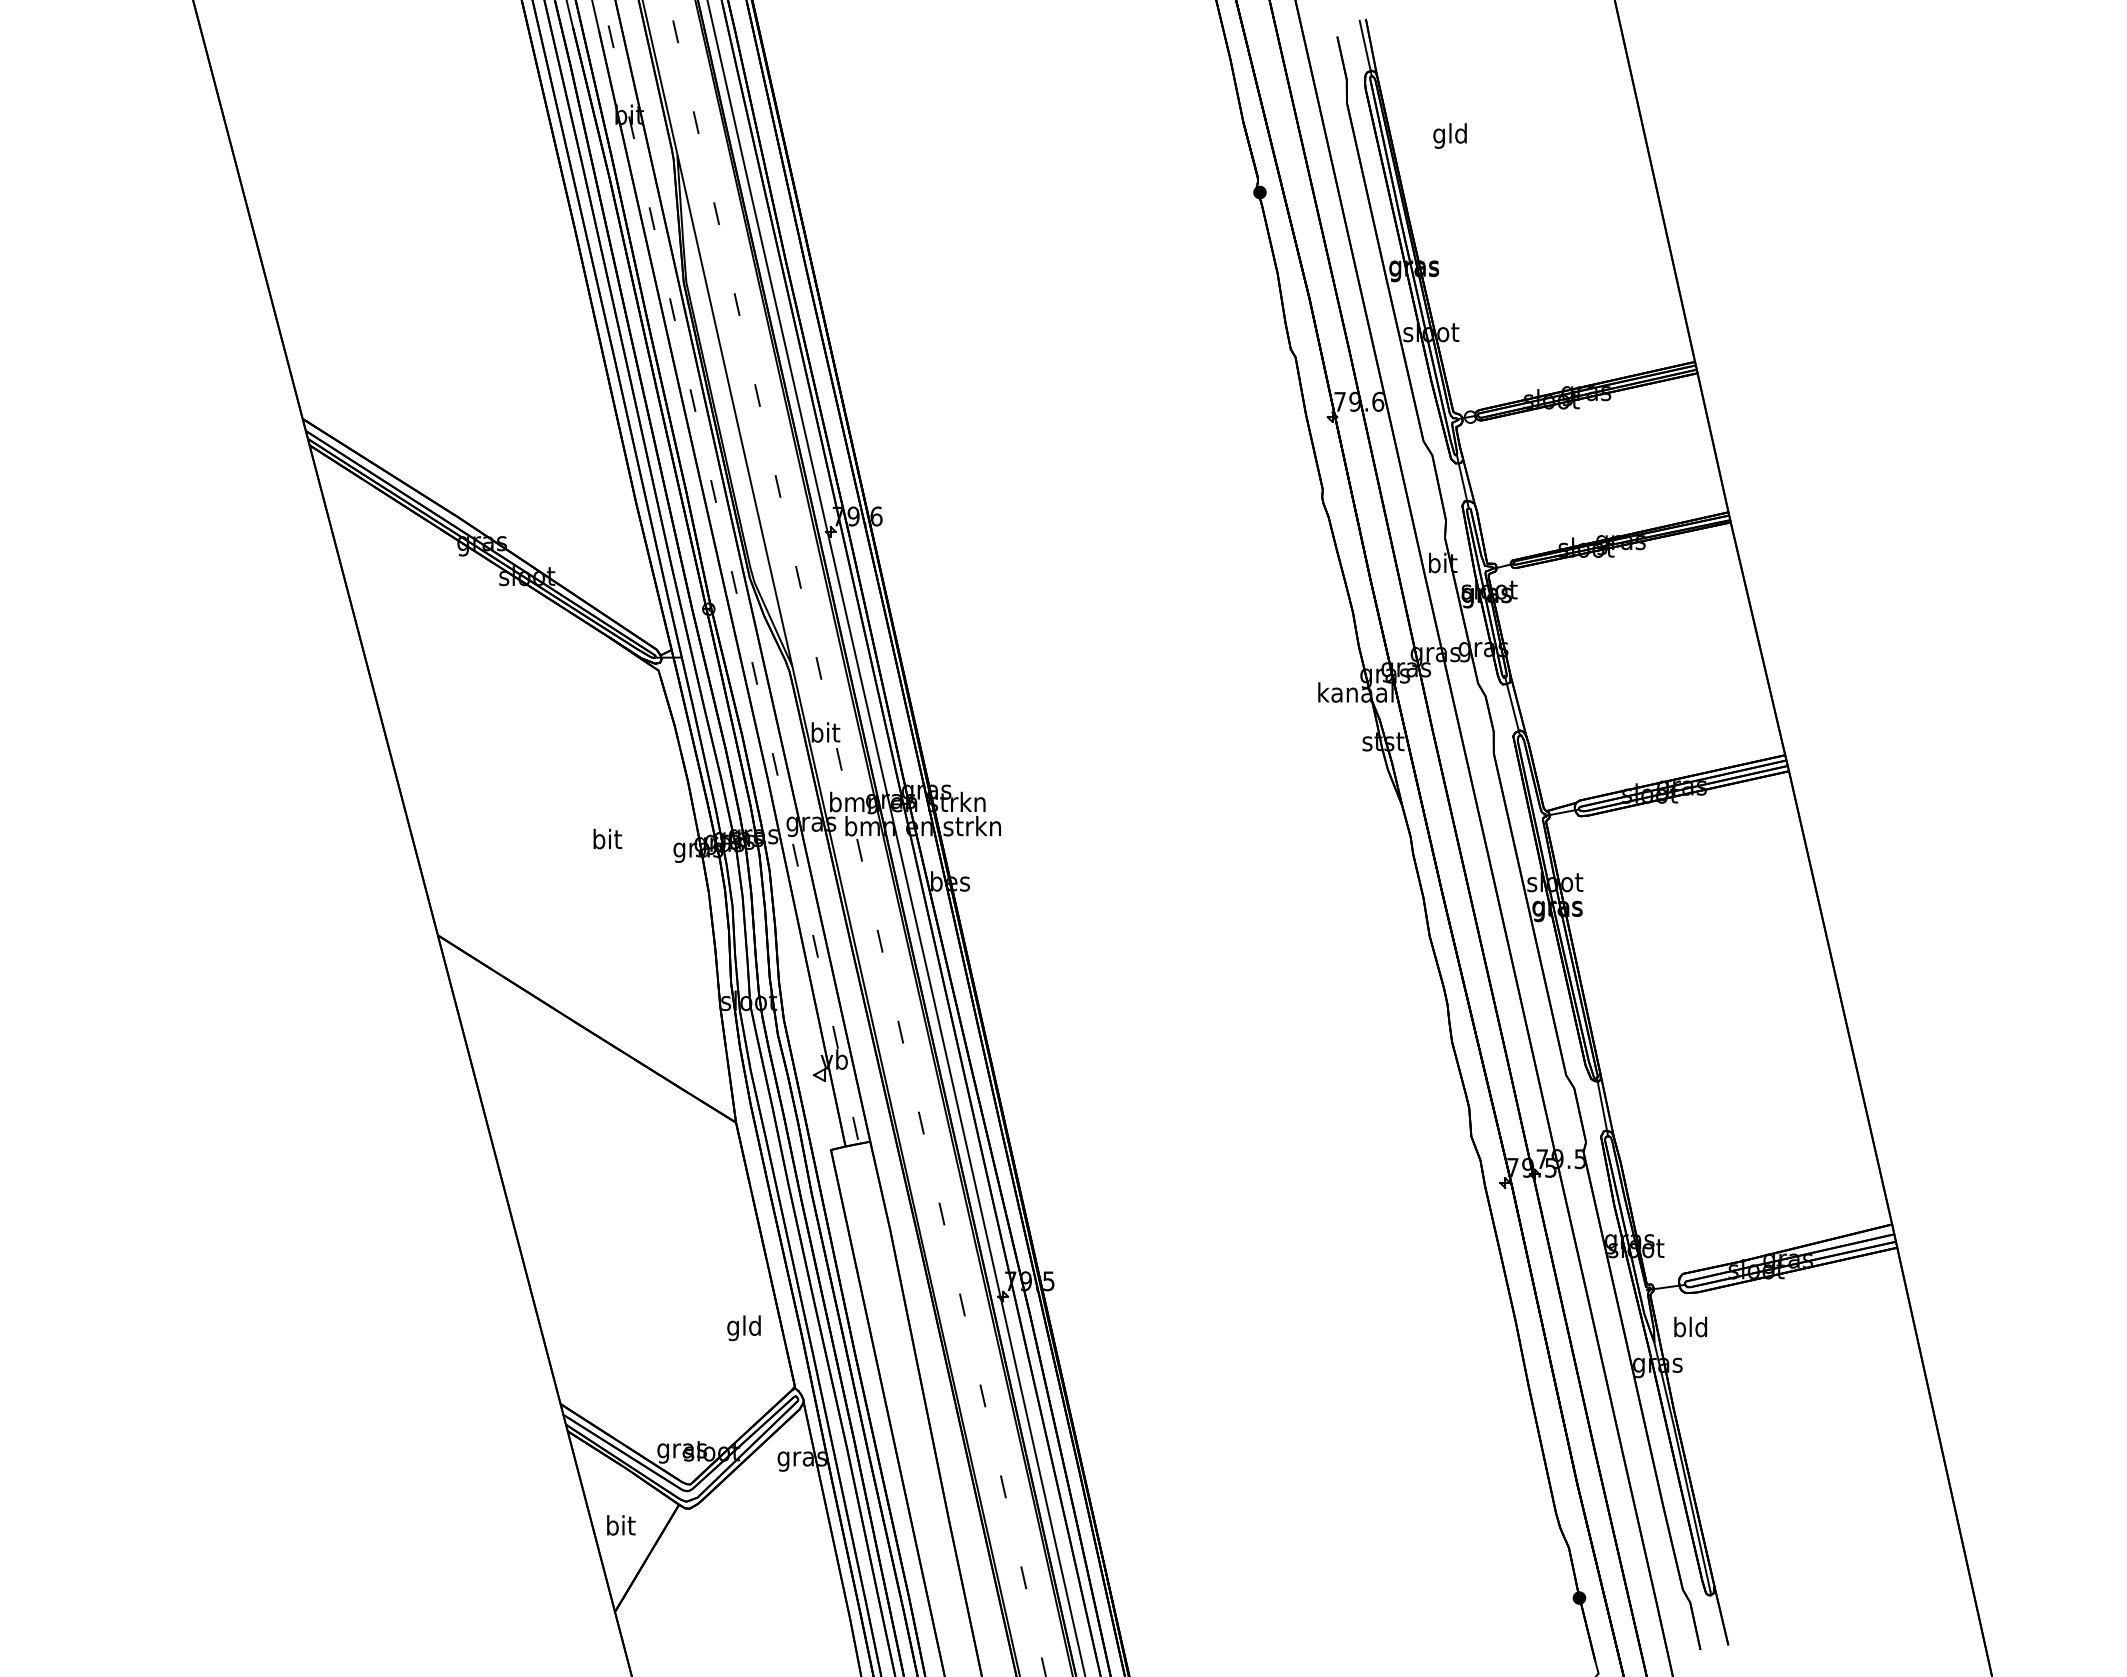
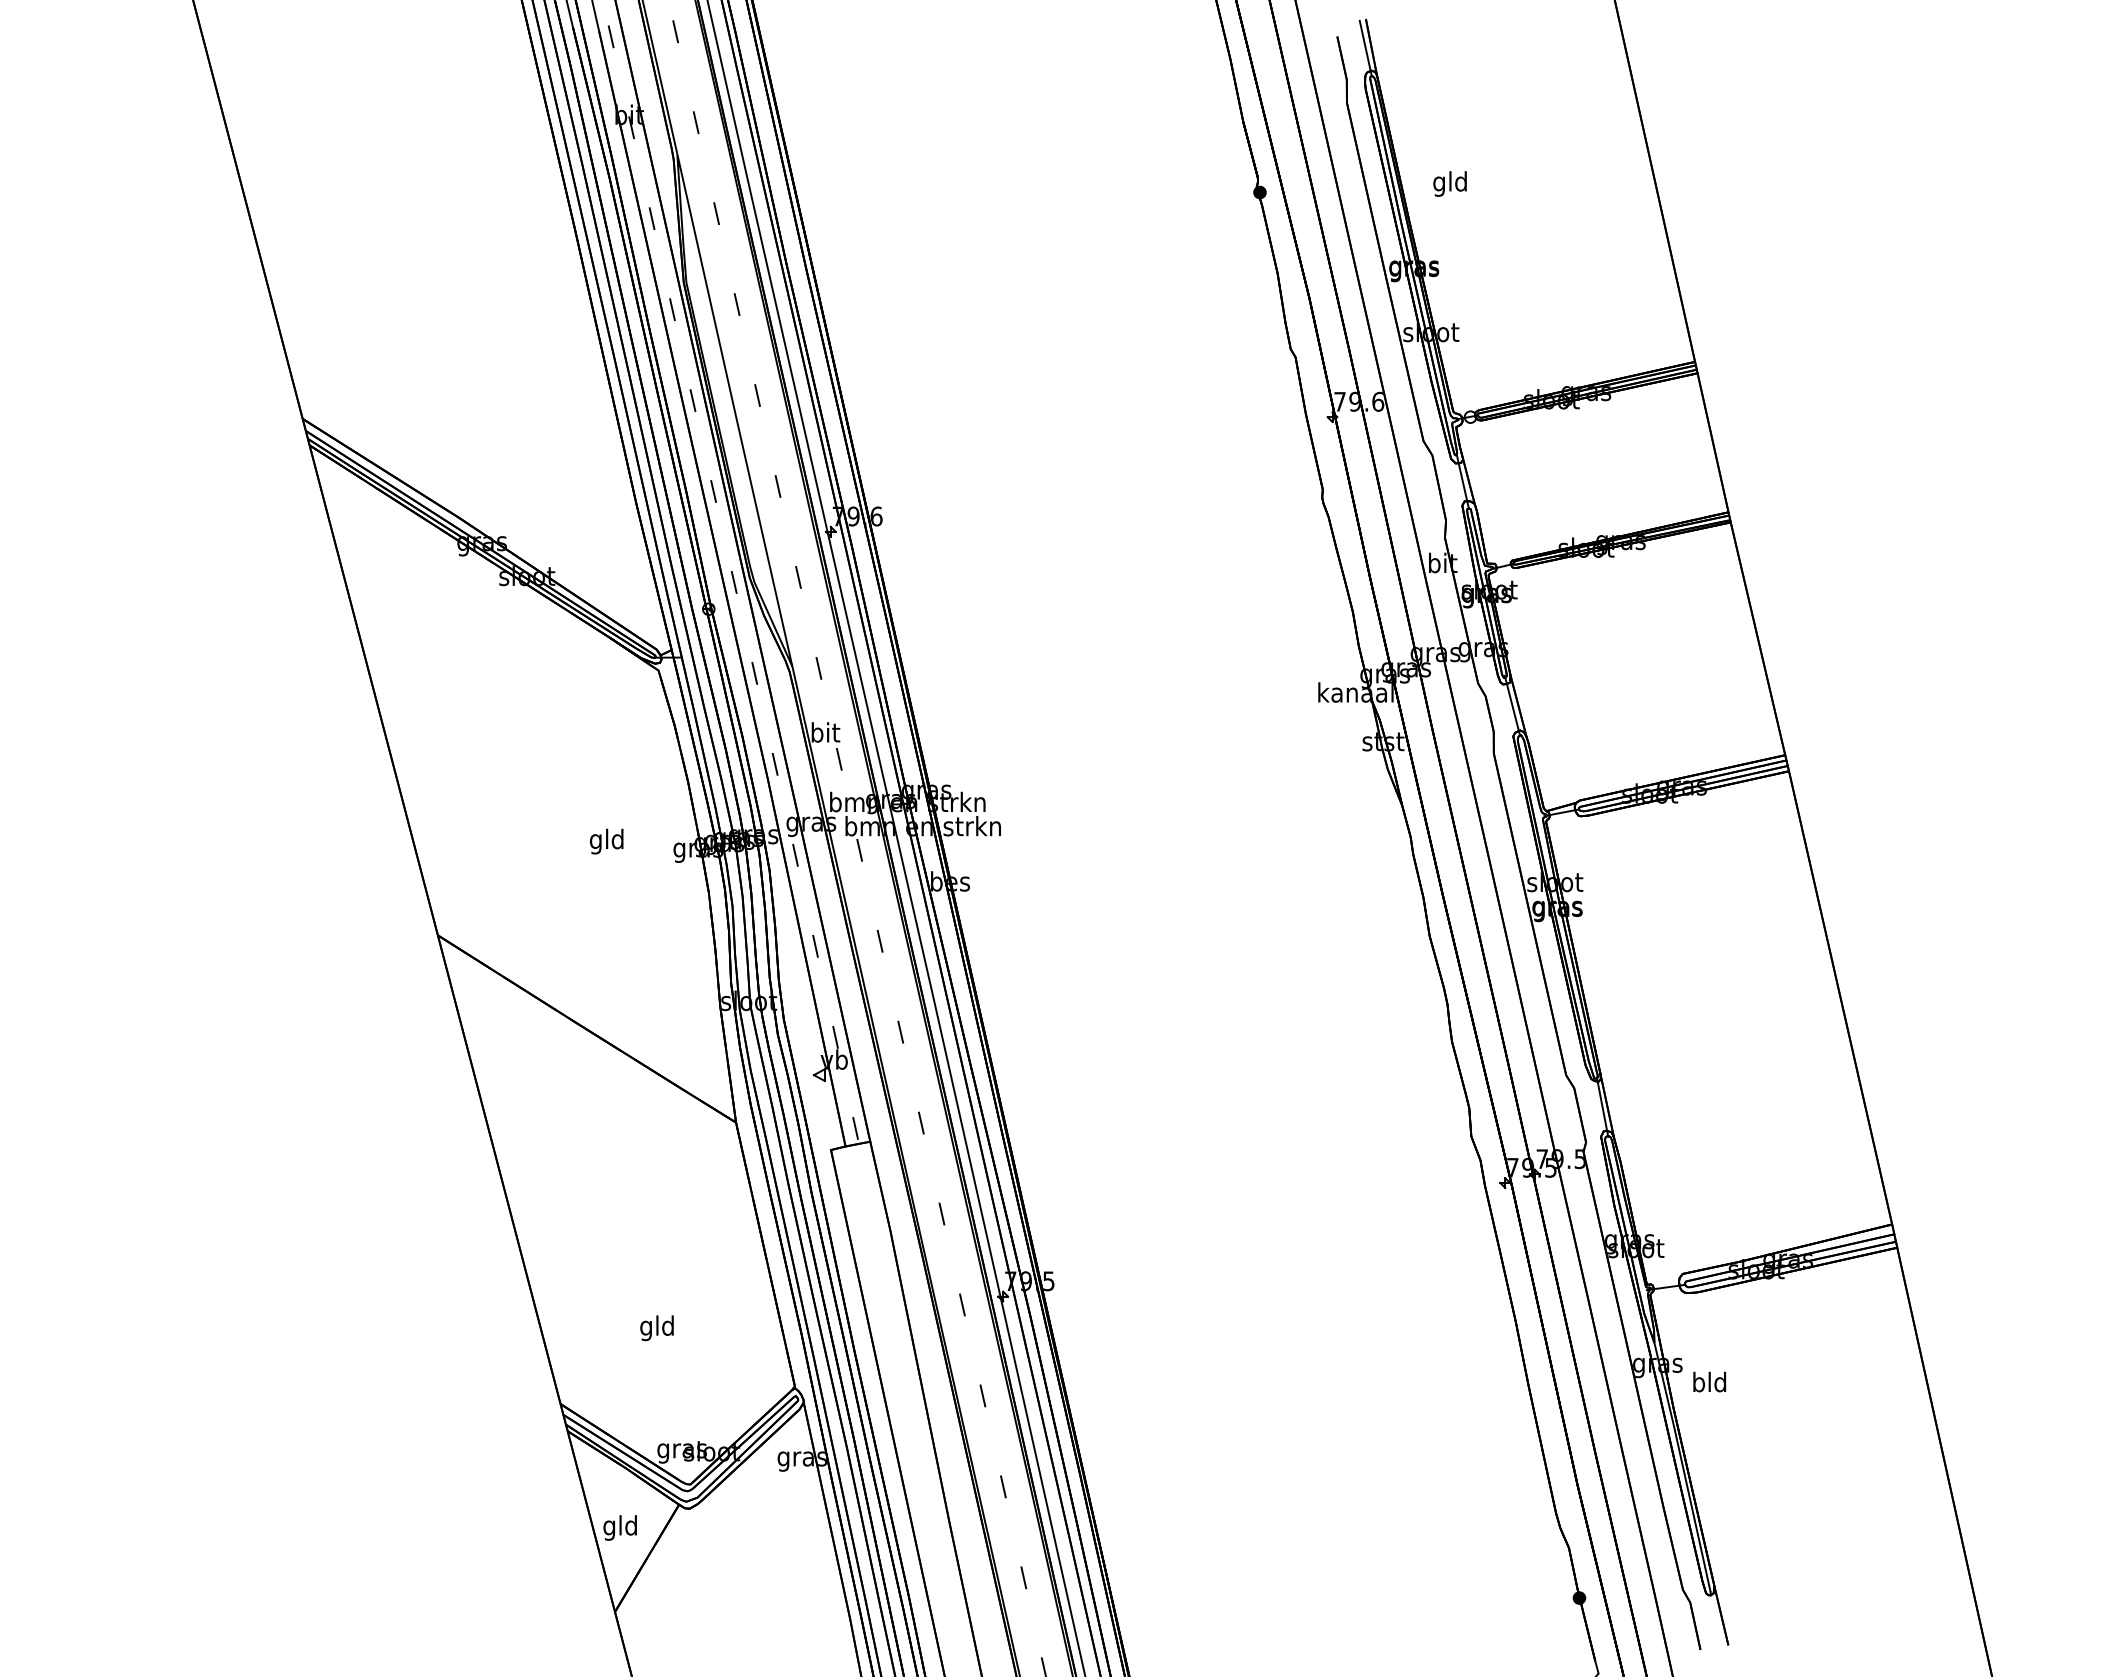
text position: (1449, 135) -> (1449, 183) (1449, 183)
text: bit -> gld (606, 841)
text position: (1690, 1326) -> (1709, 1381) (1709, 1381)
text position: (743, 1328) -> (656, 1328) (656, 1328)
text: bit -> gld (619, 1527)
